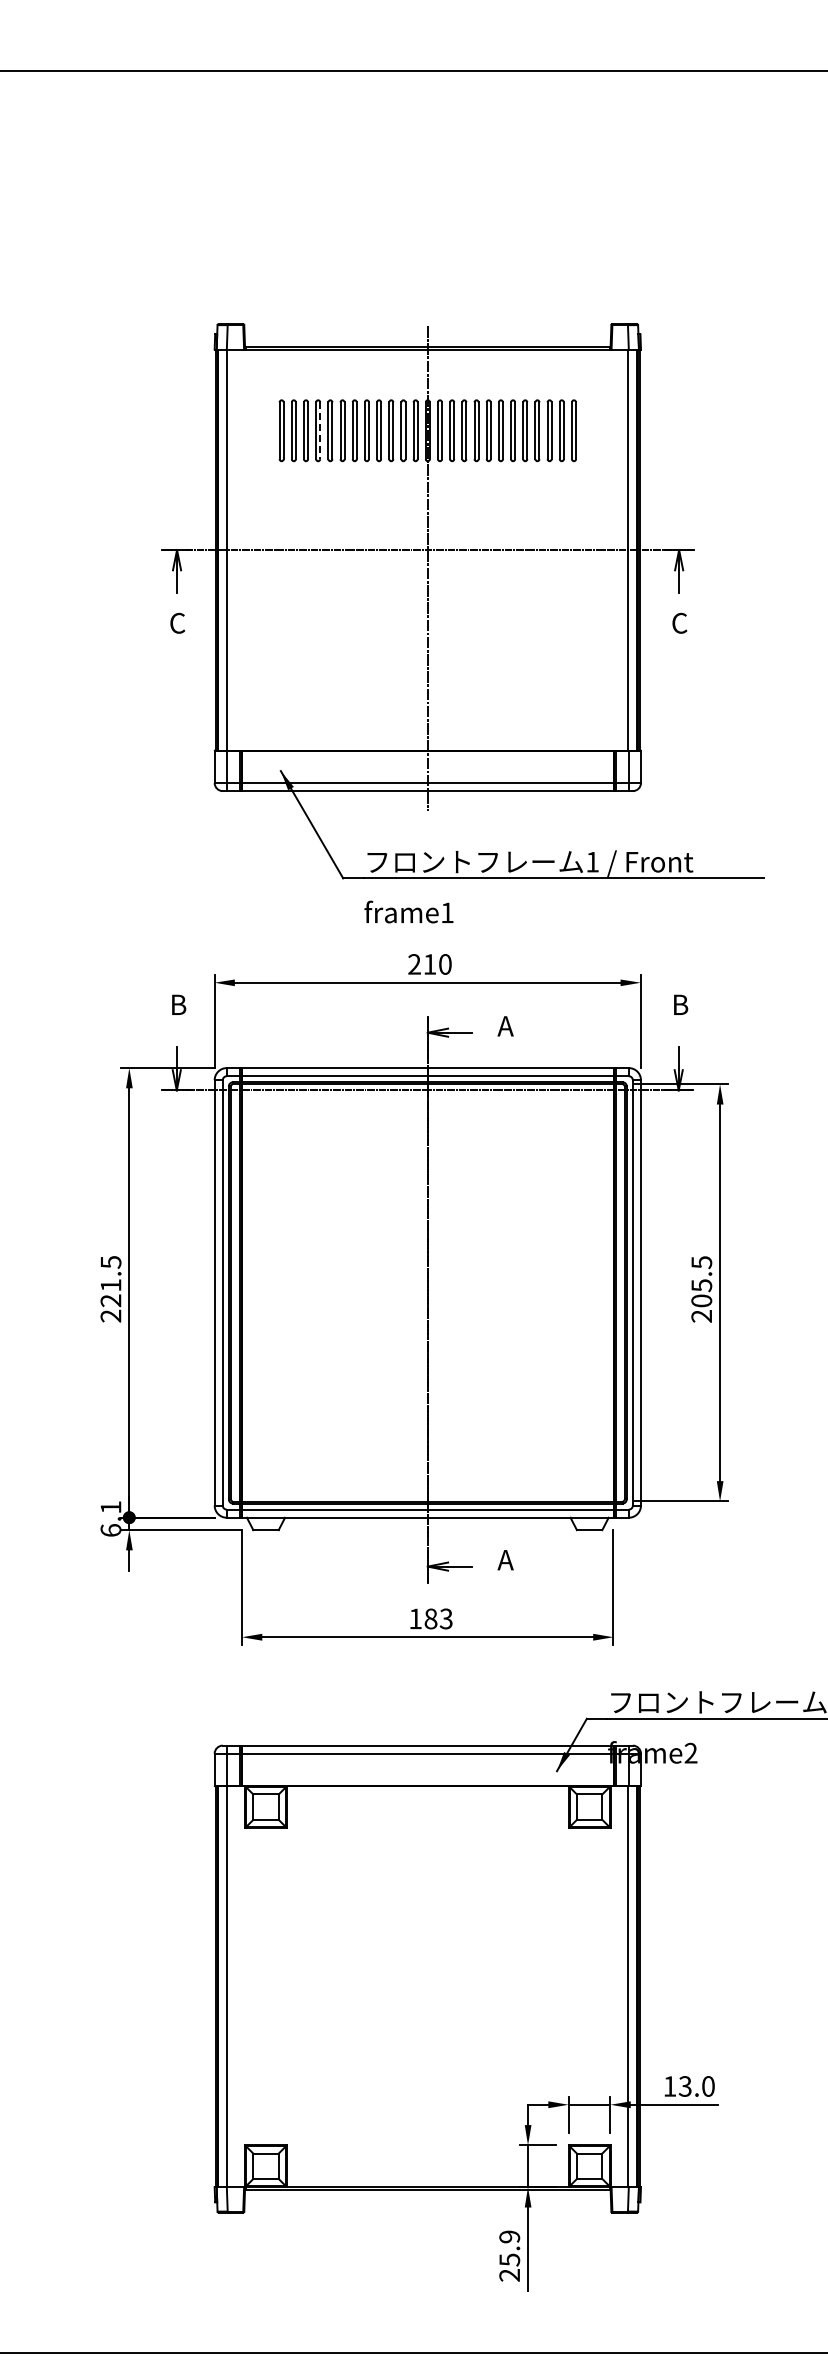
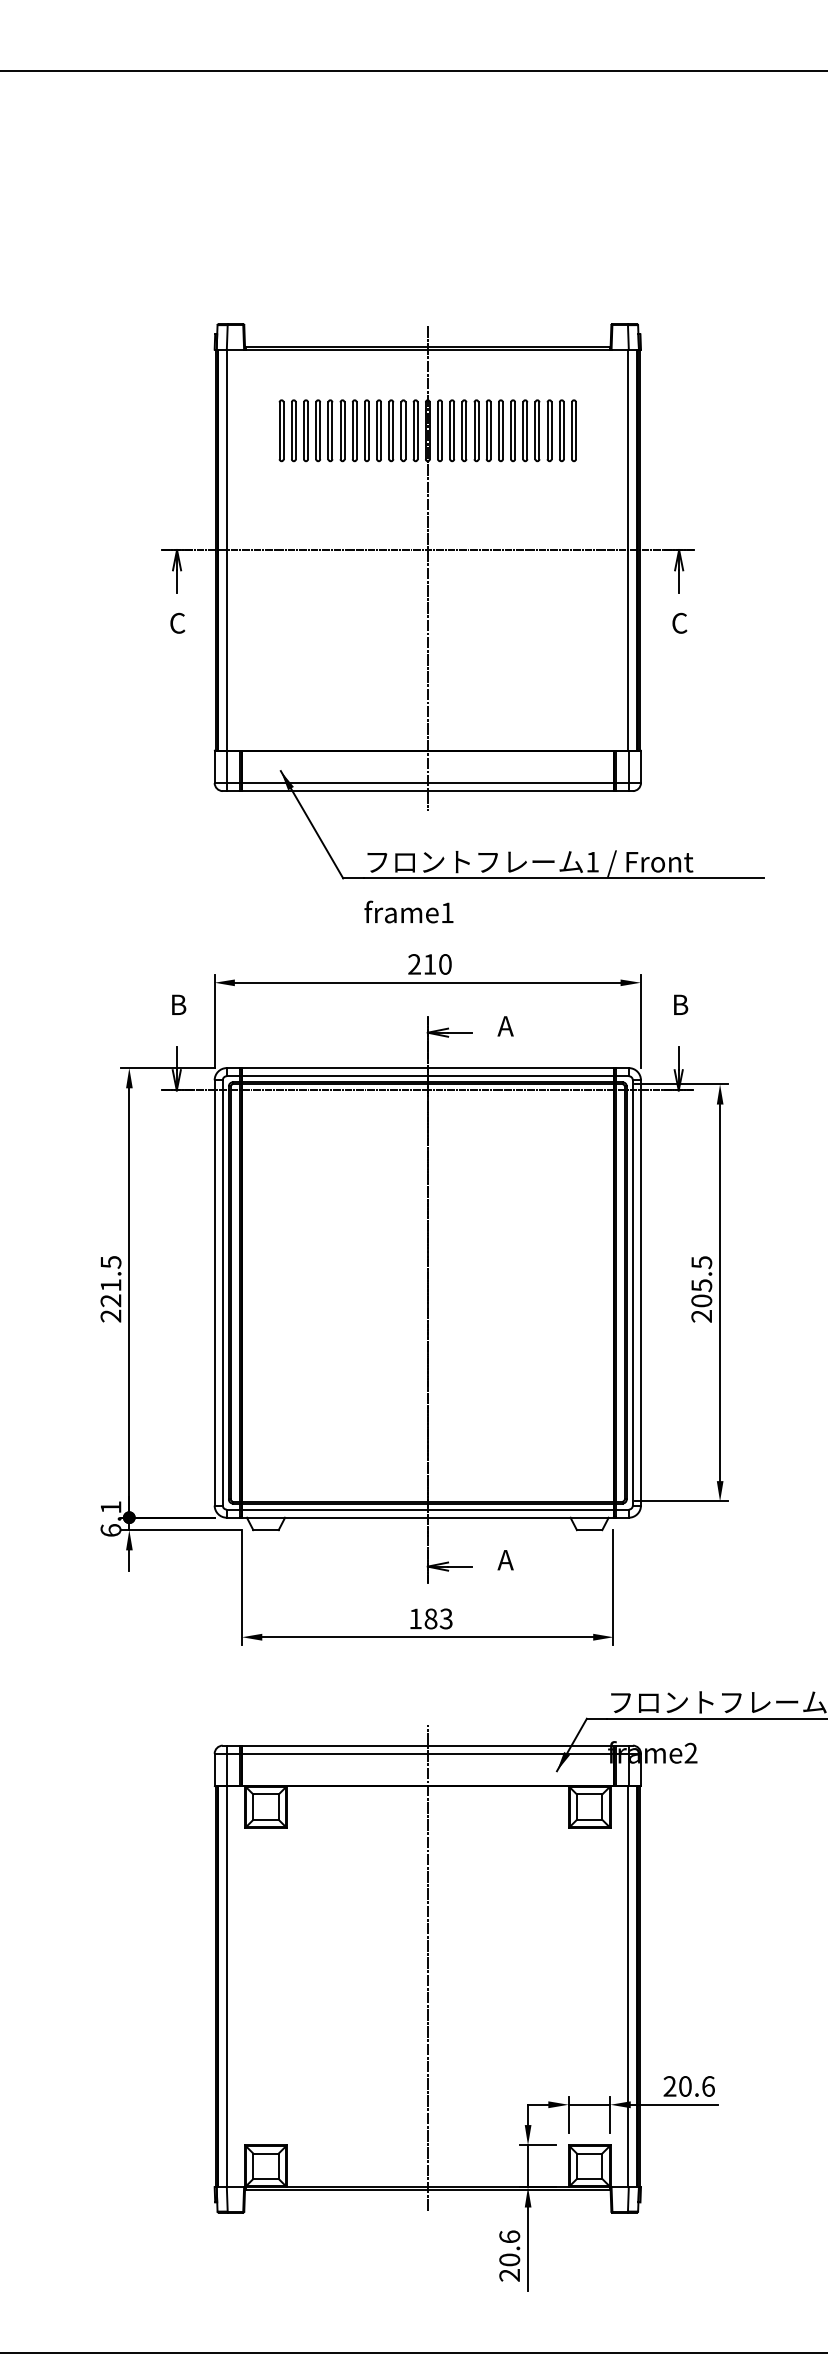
line: dashed -> solid (320, 431)
line: none -> present (427, 1967)
text: 13.0 -> 20.6 (688, 2086)
text: 25.9 -> 20.6 (509, 2248)
